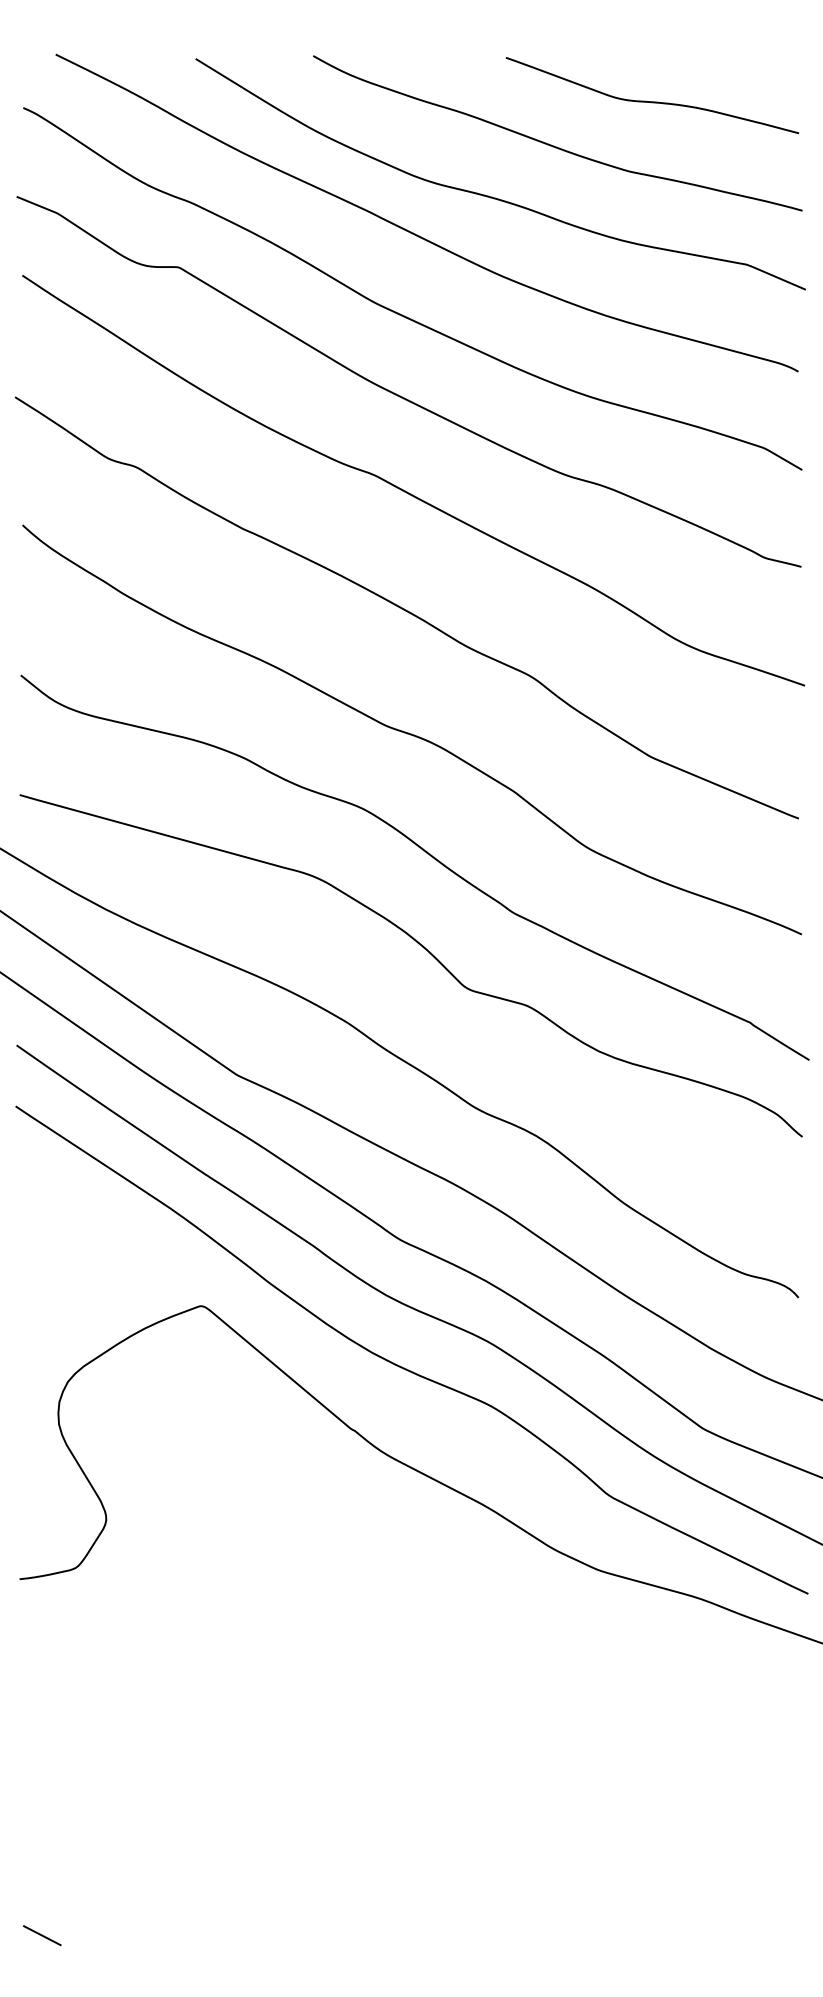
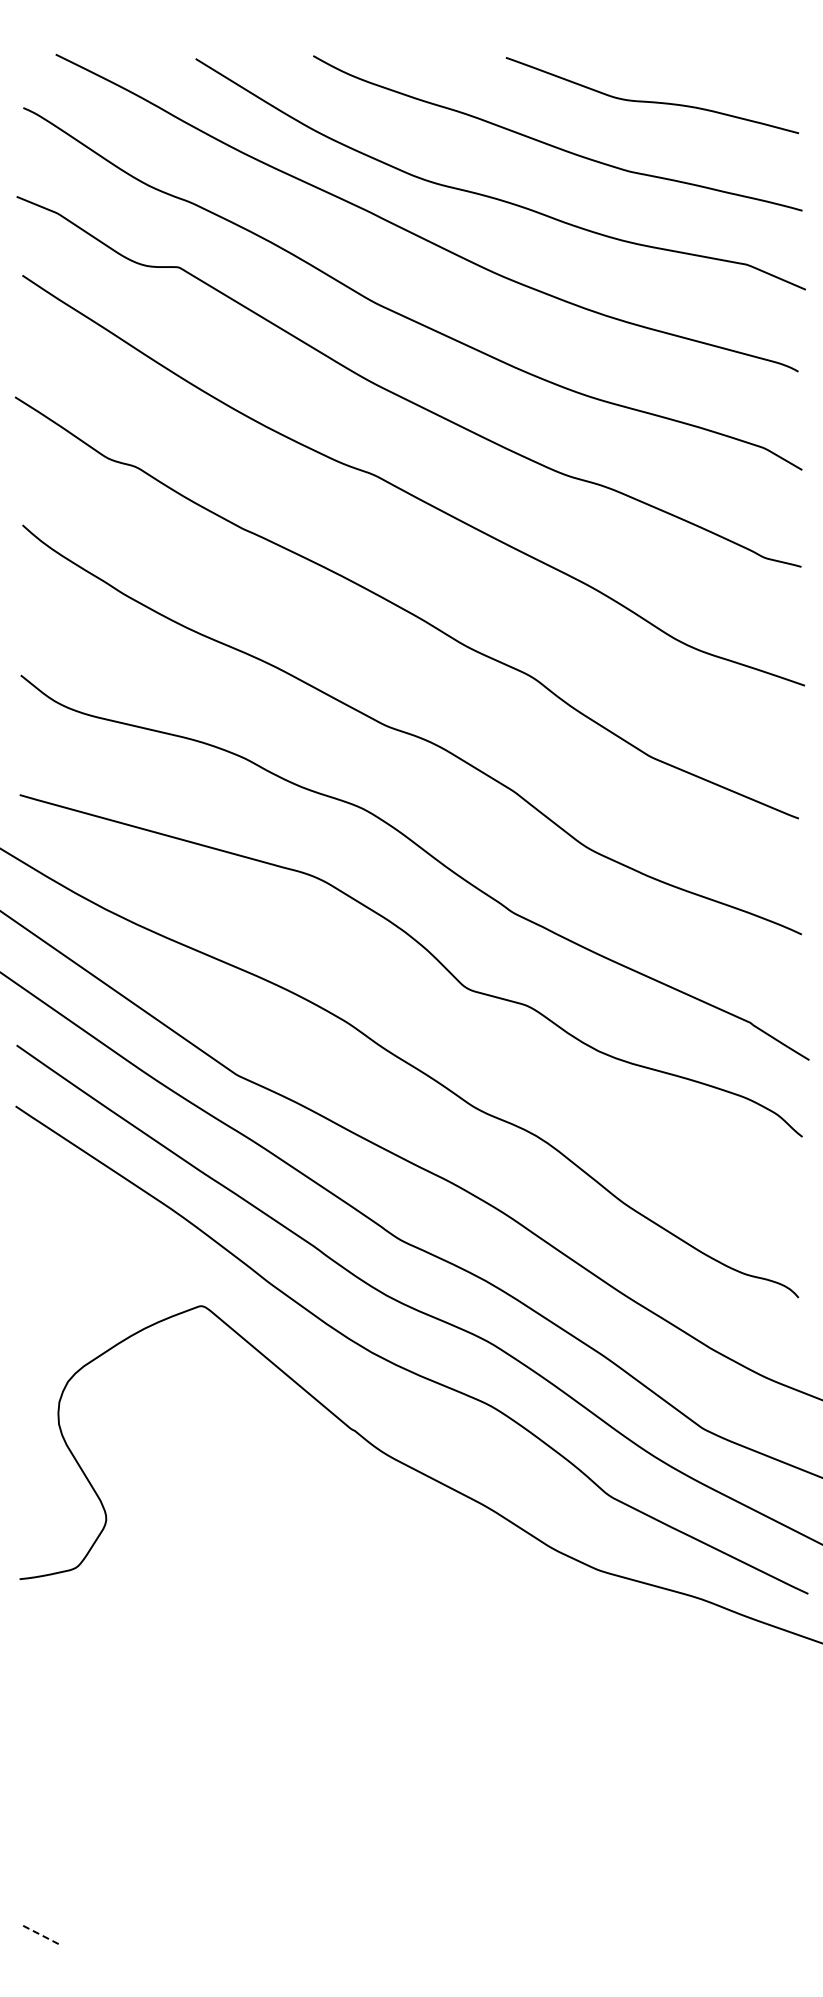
line: solid -> dashed (42, 1935)
